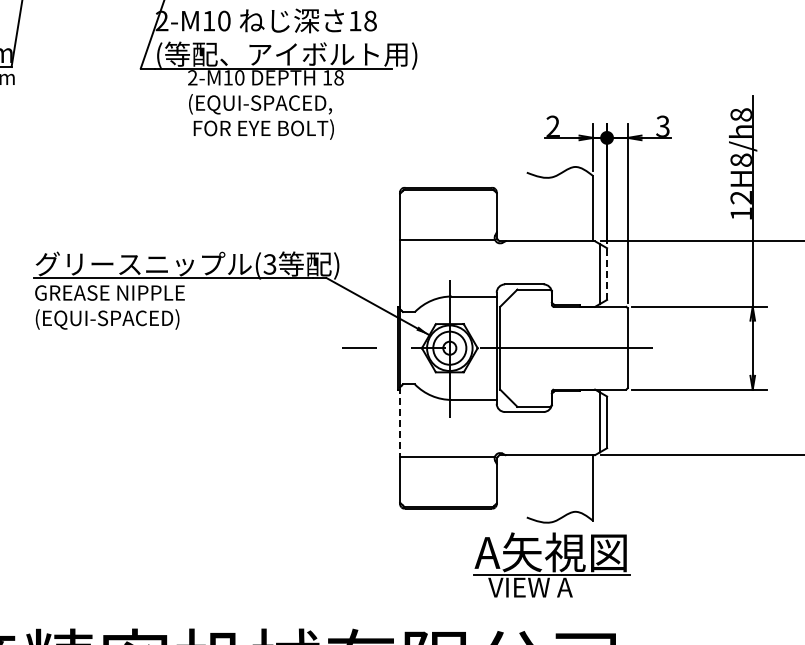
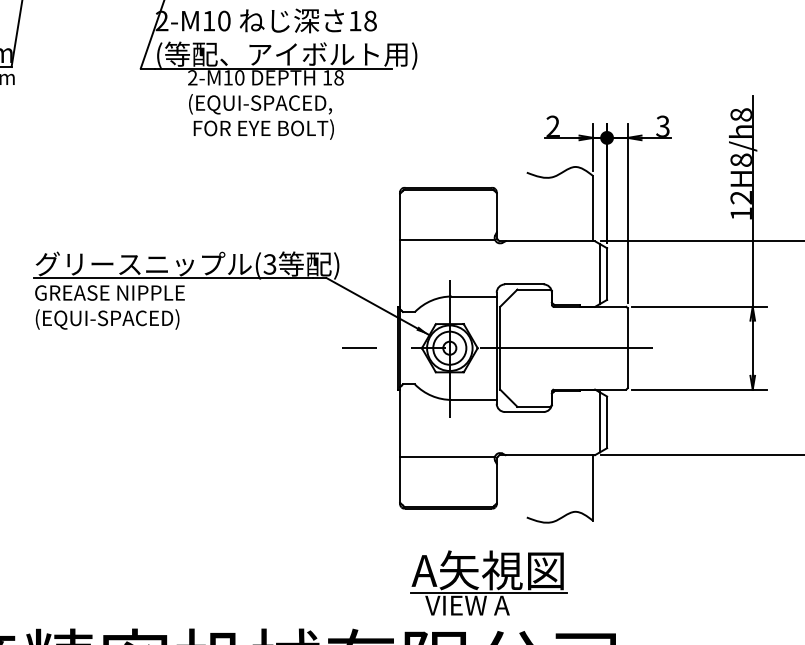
line: dashed -> solid (607, 274)
line: dashed -> solid (400, 421)
part position: (551, 564) -> (488, 582) (488, 582)
